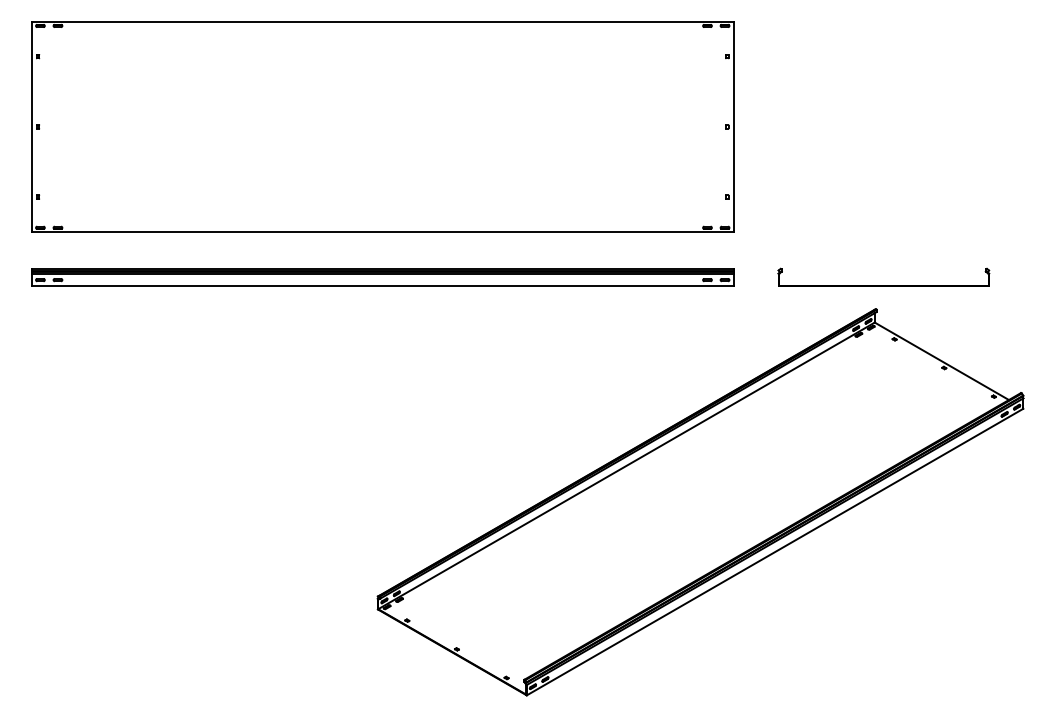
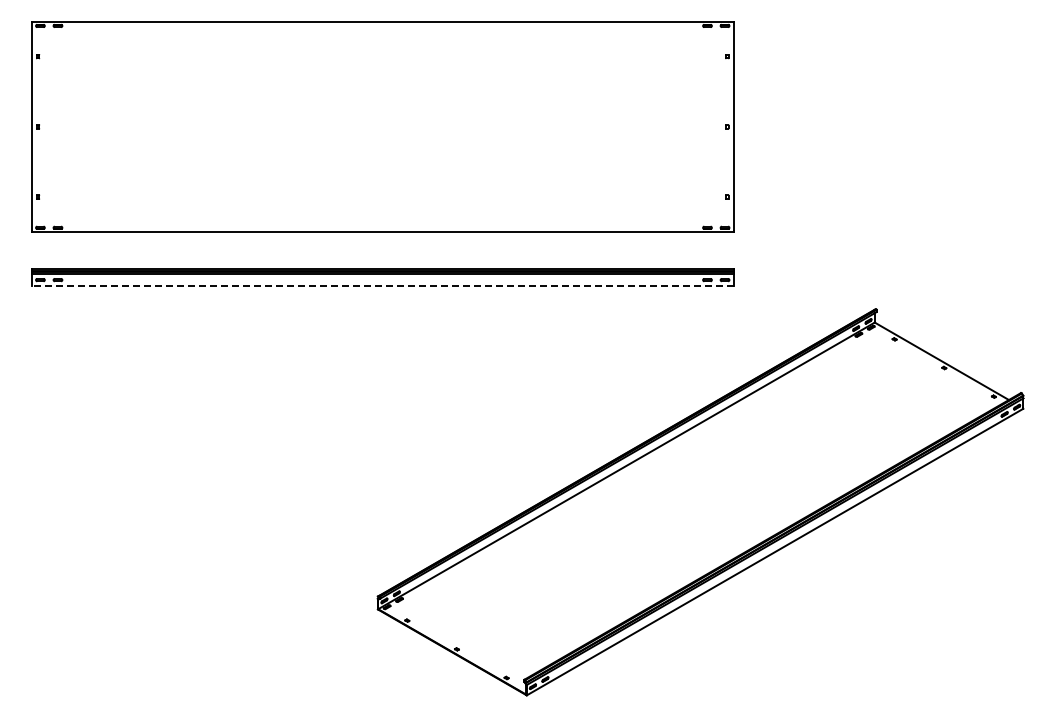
part: present -> none (883, 285)
line: solid -> dashed (382, 286)
